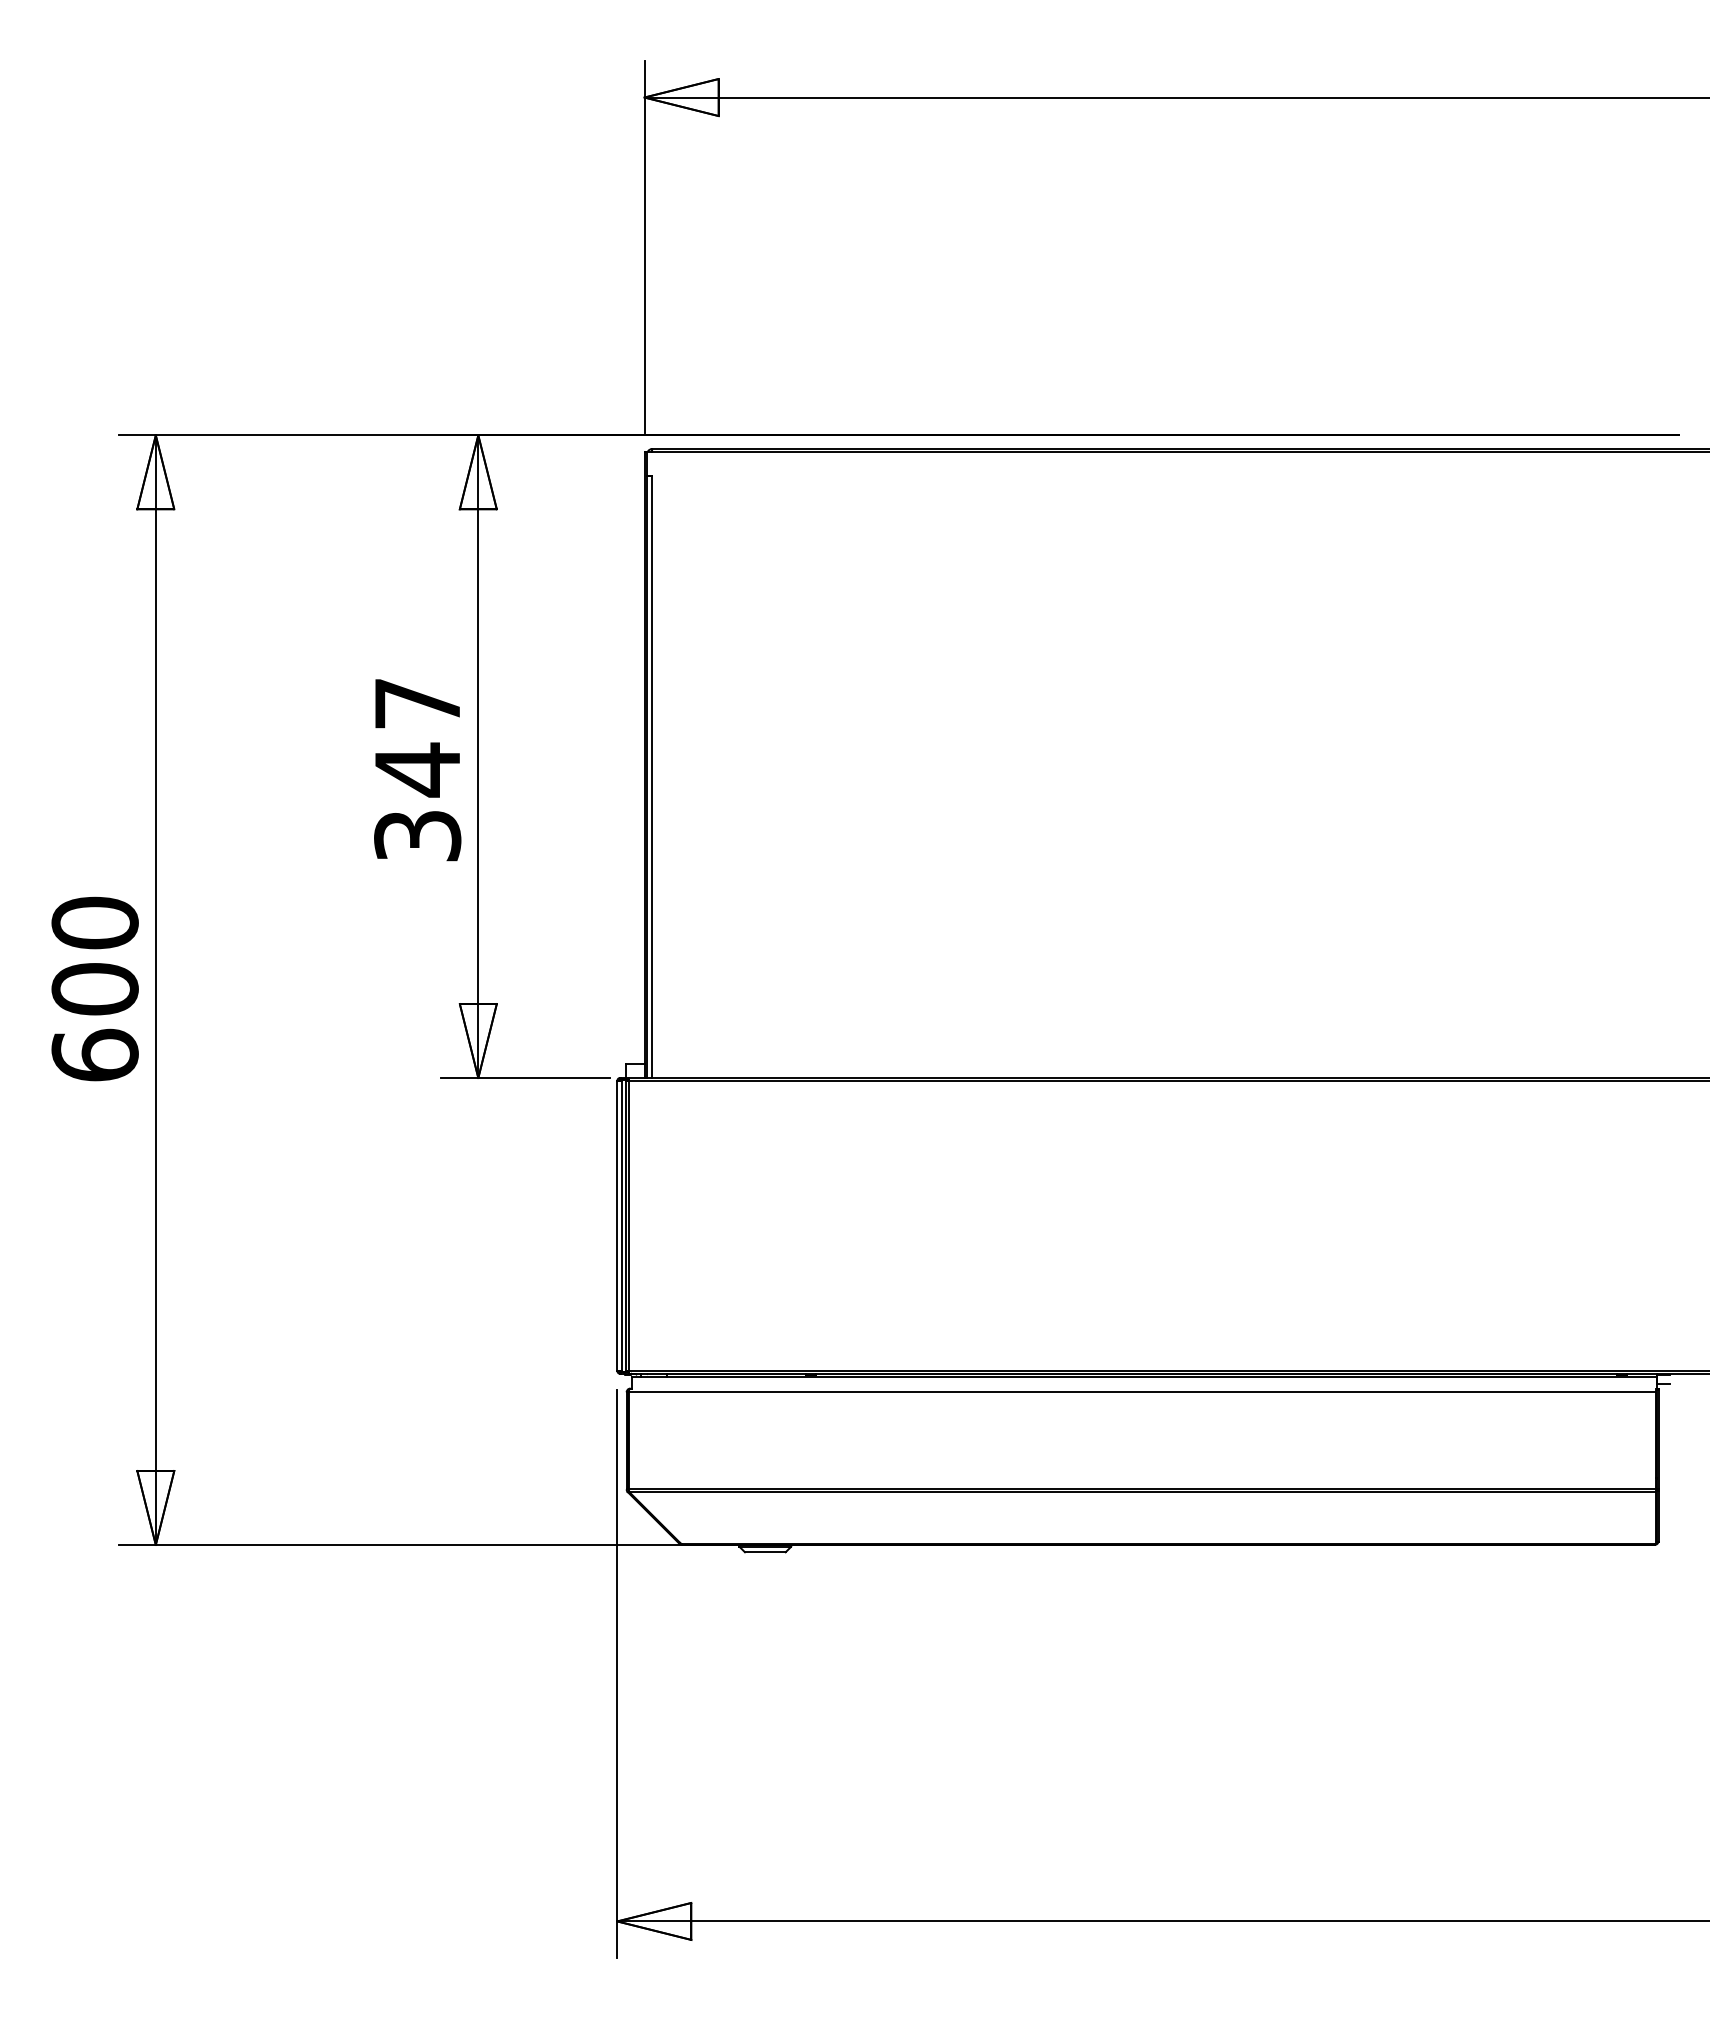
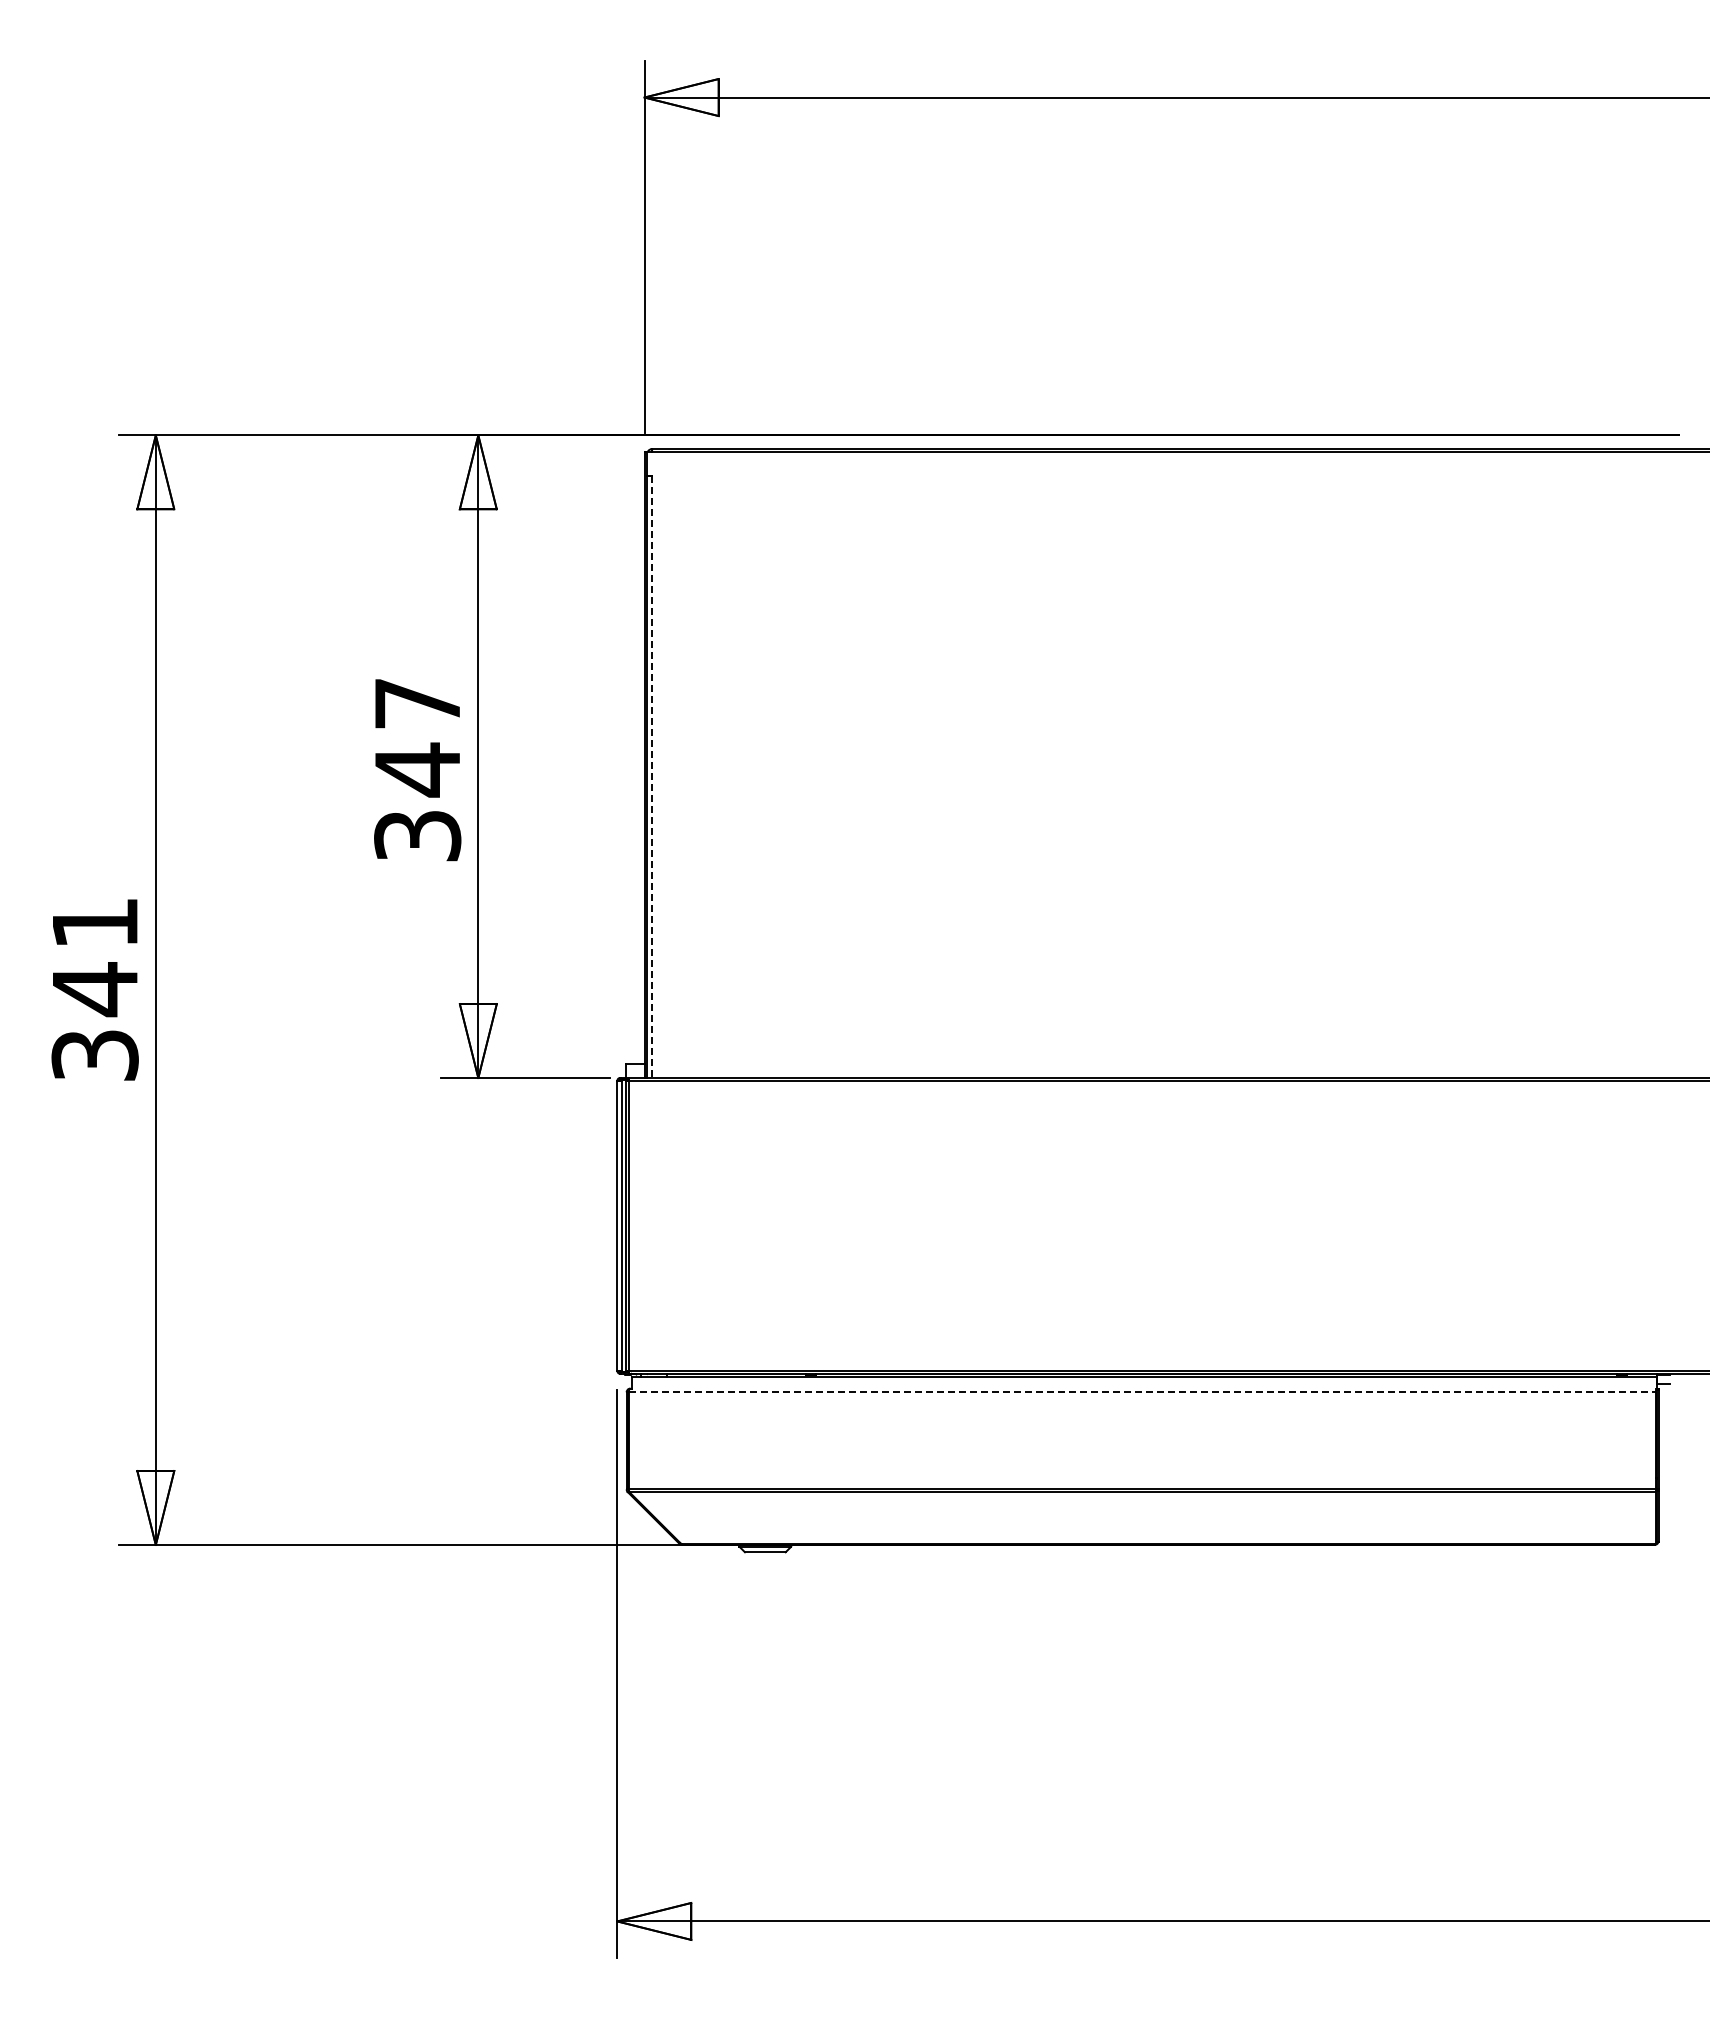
line: solid -> dashed (652, 777)
text: 600 -> 341 (94, 988)
line: solid -> dashed (1142, 1392)
